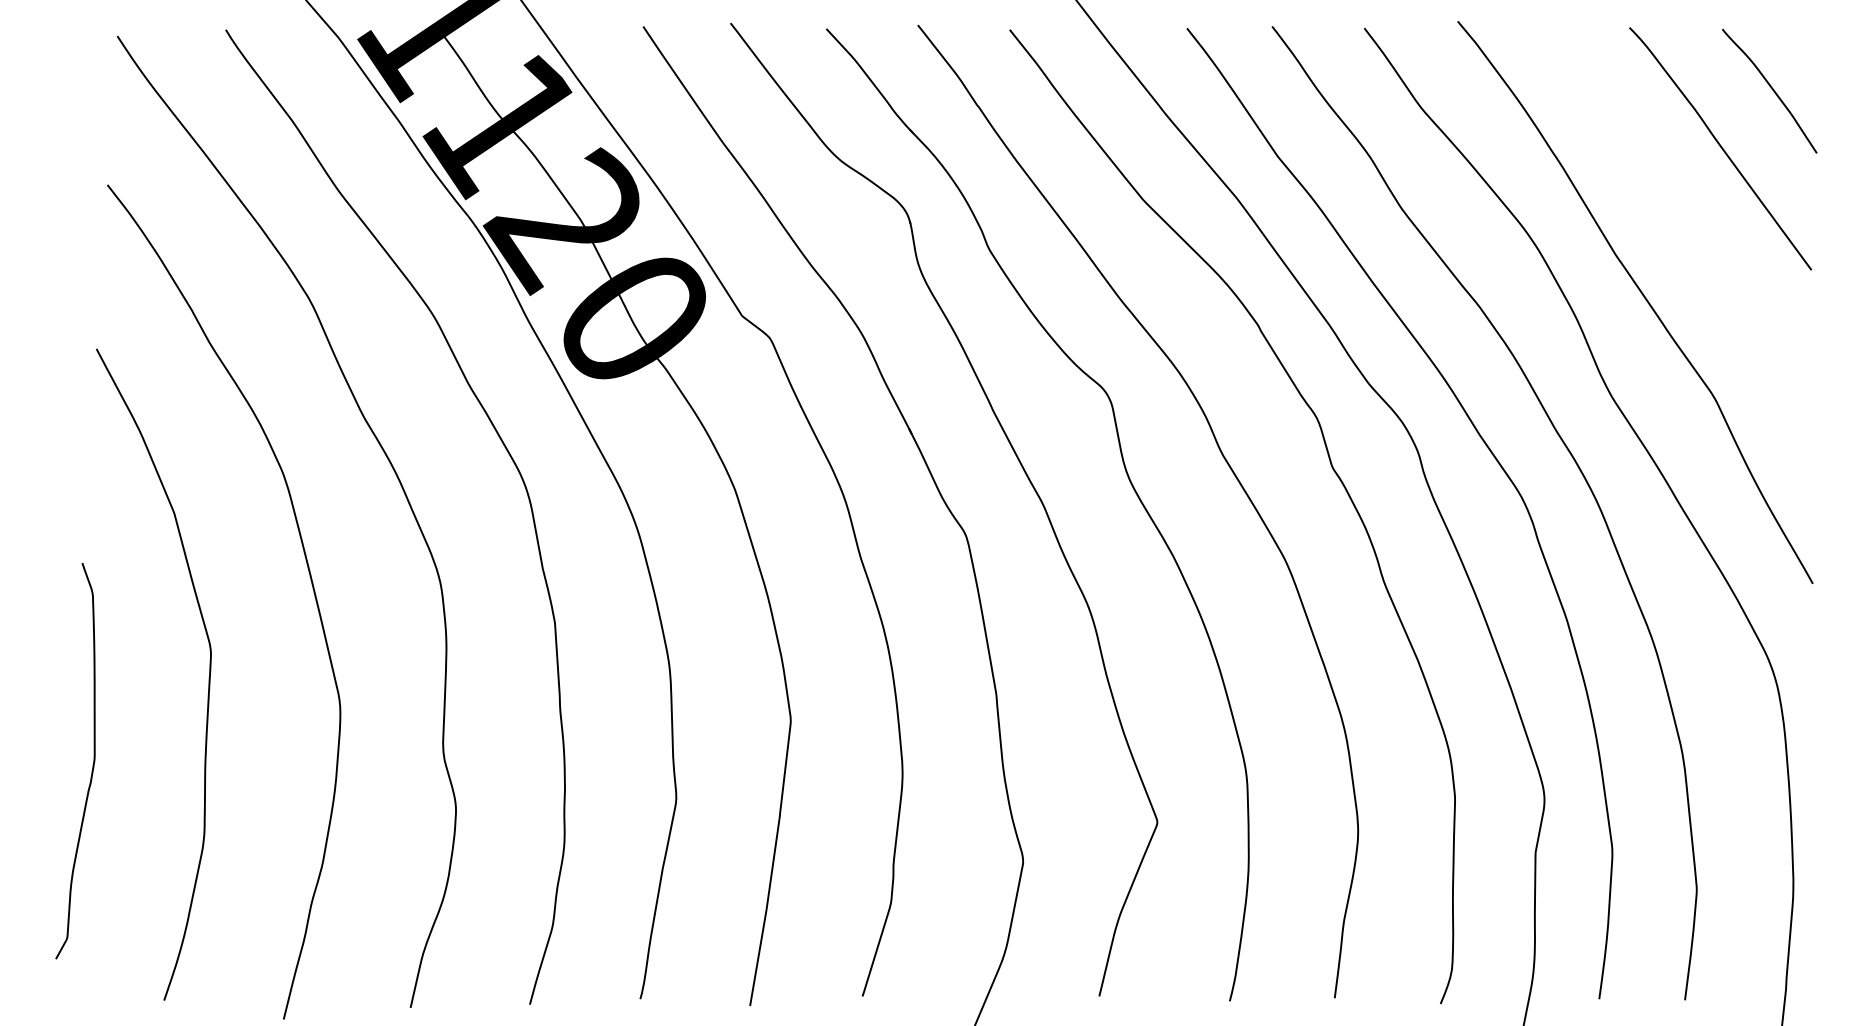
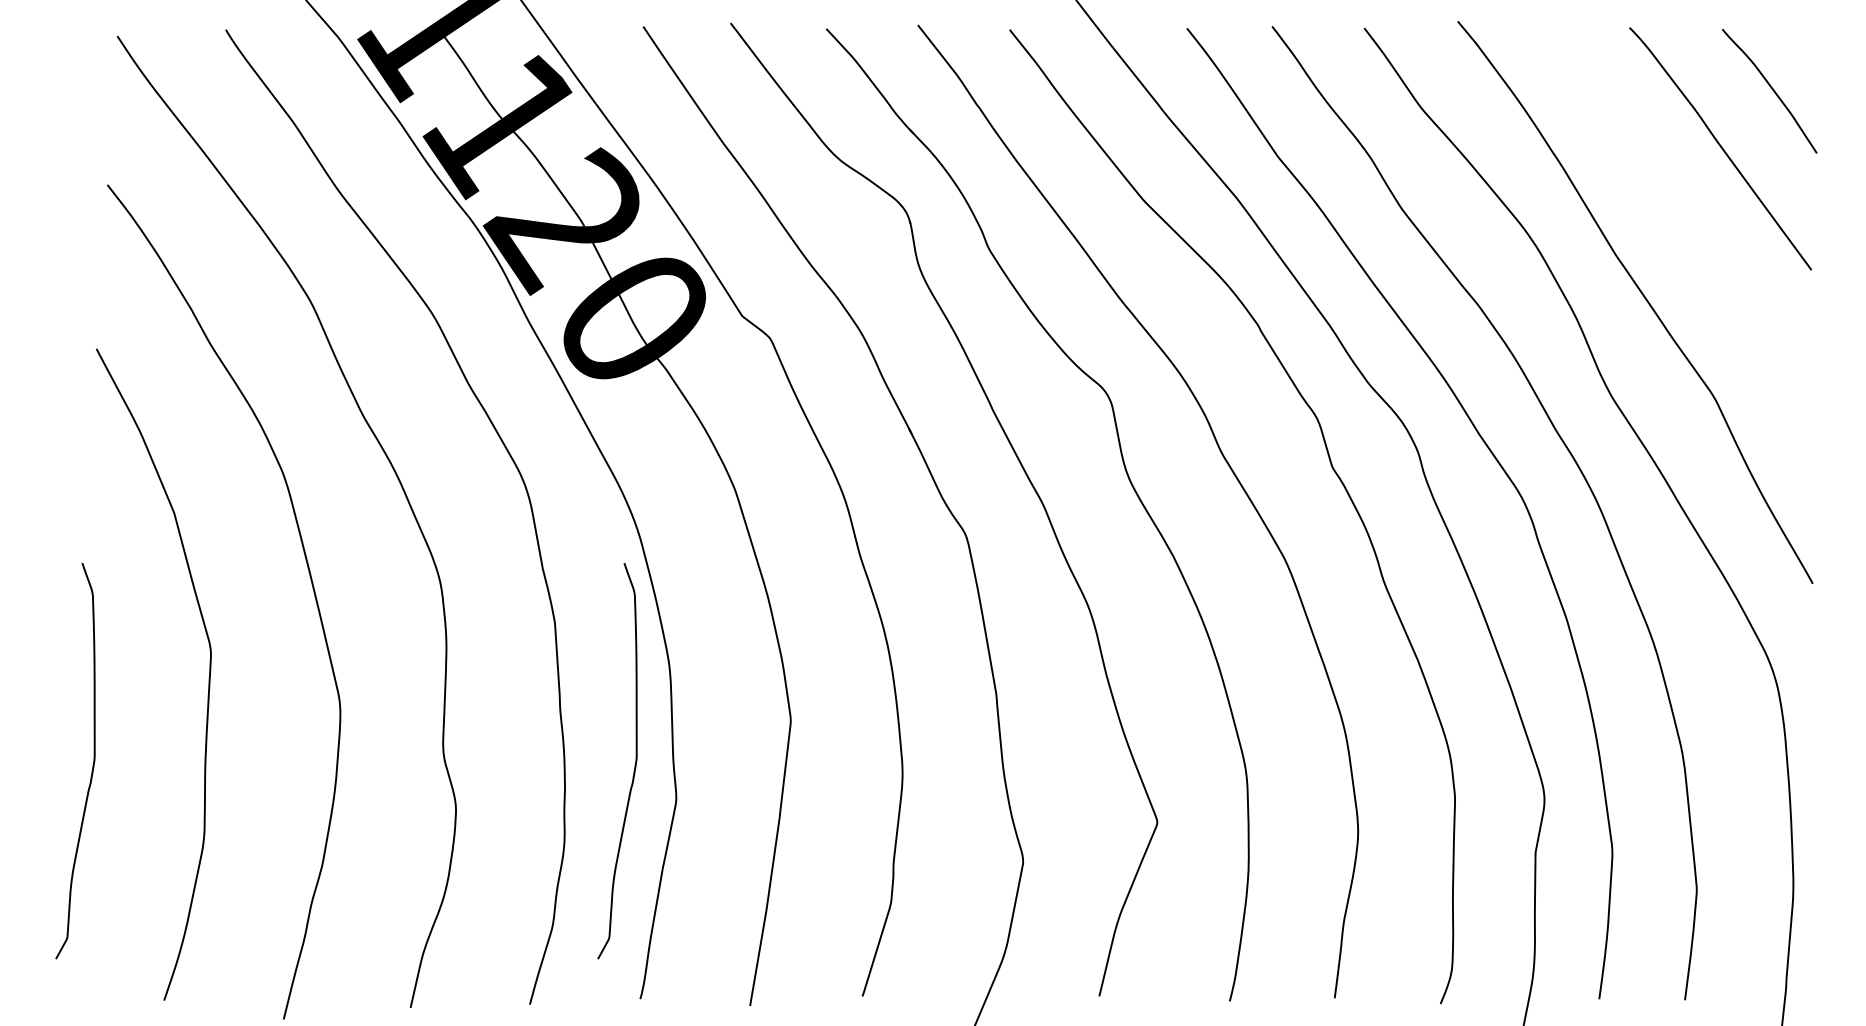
curve: none -> present (634, 764)
